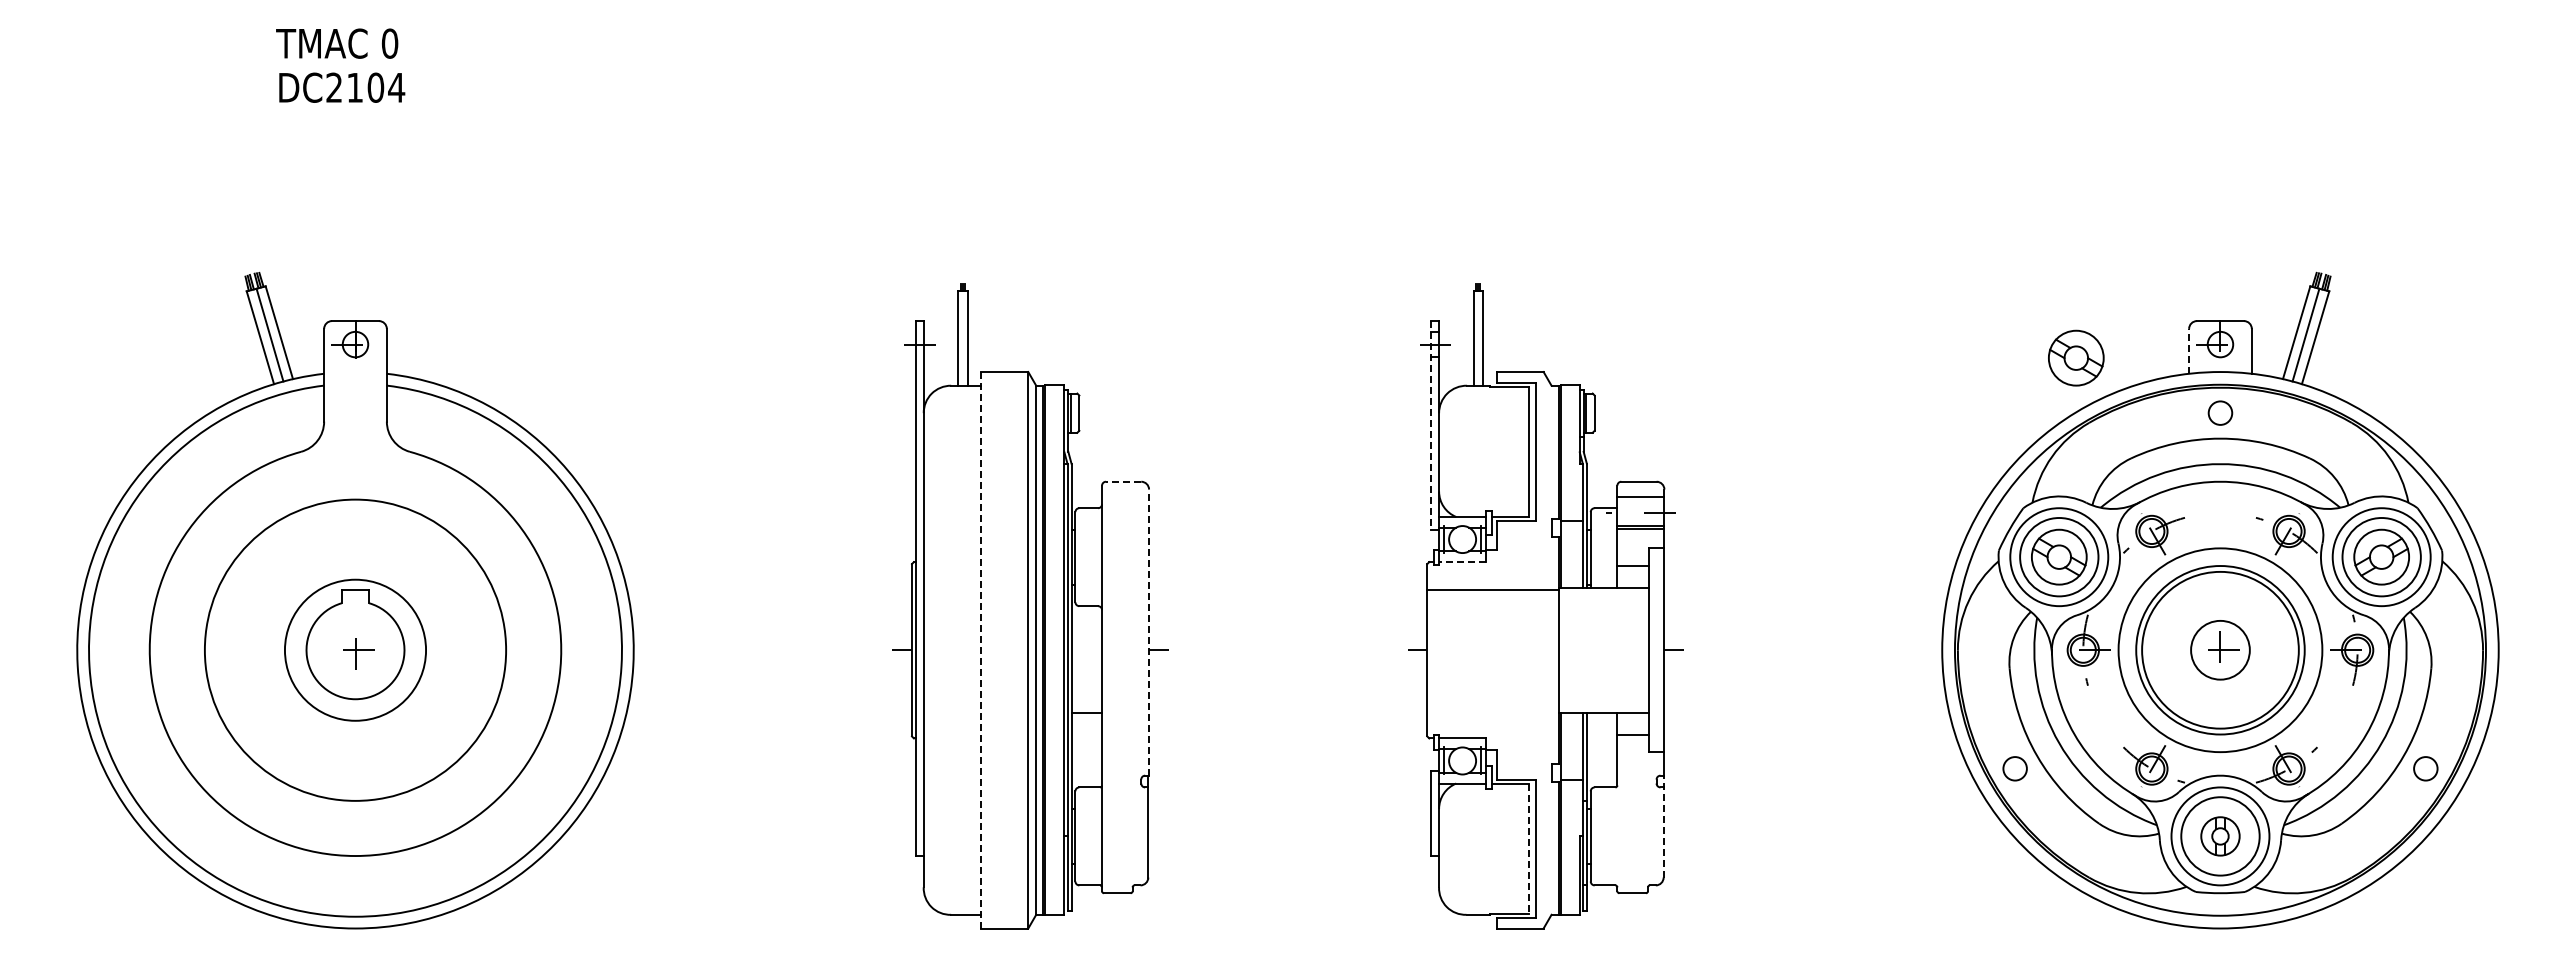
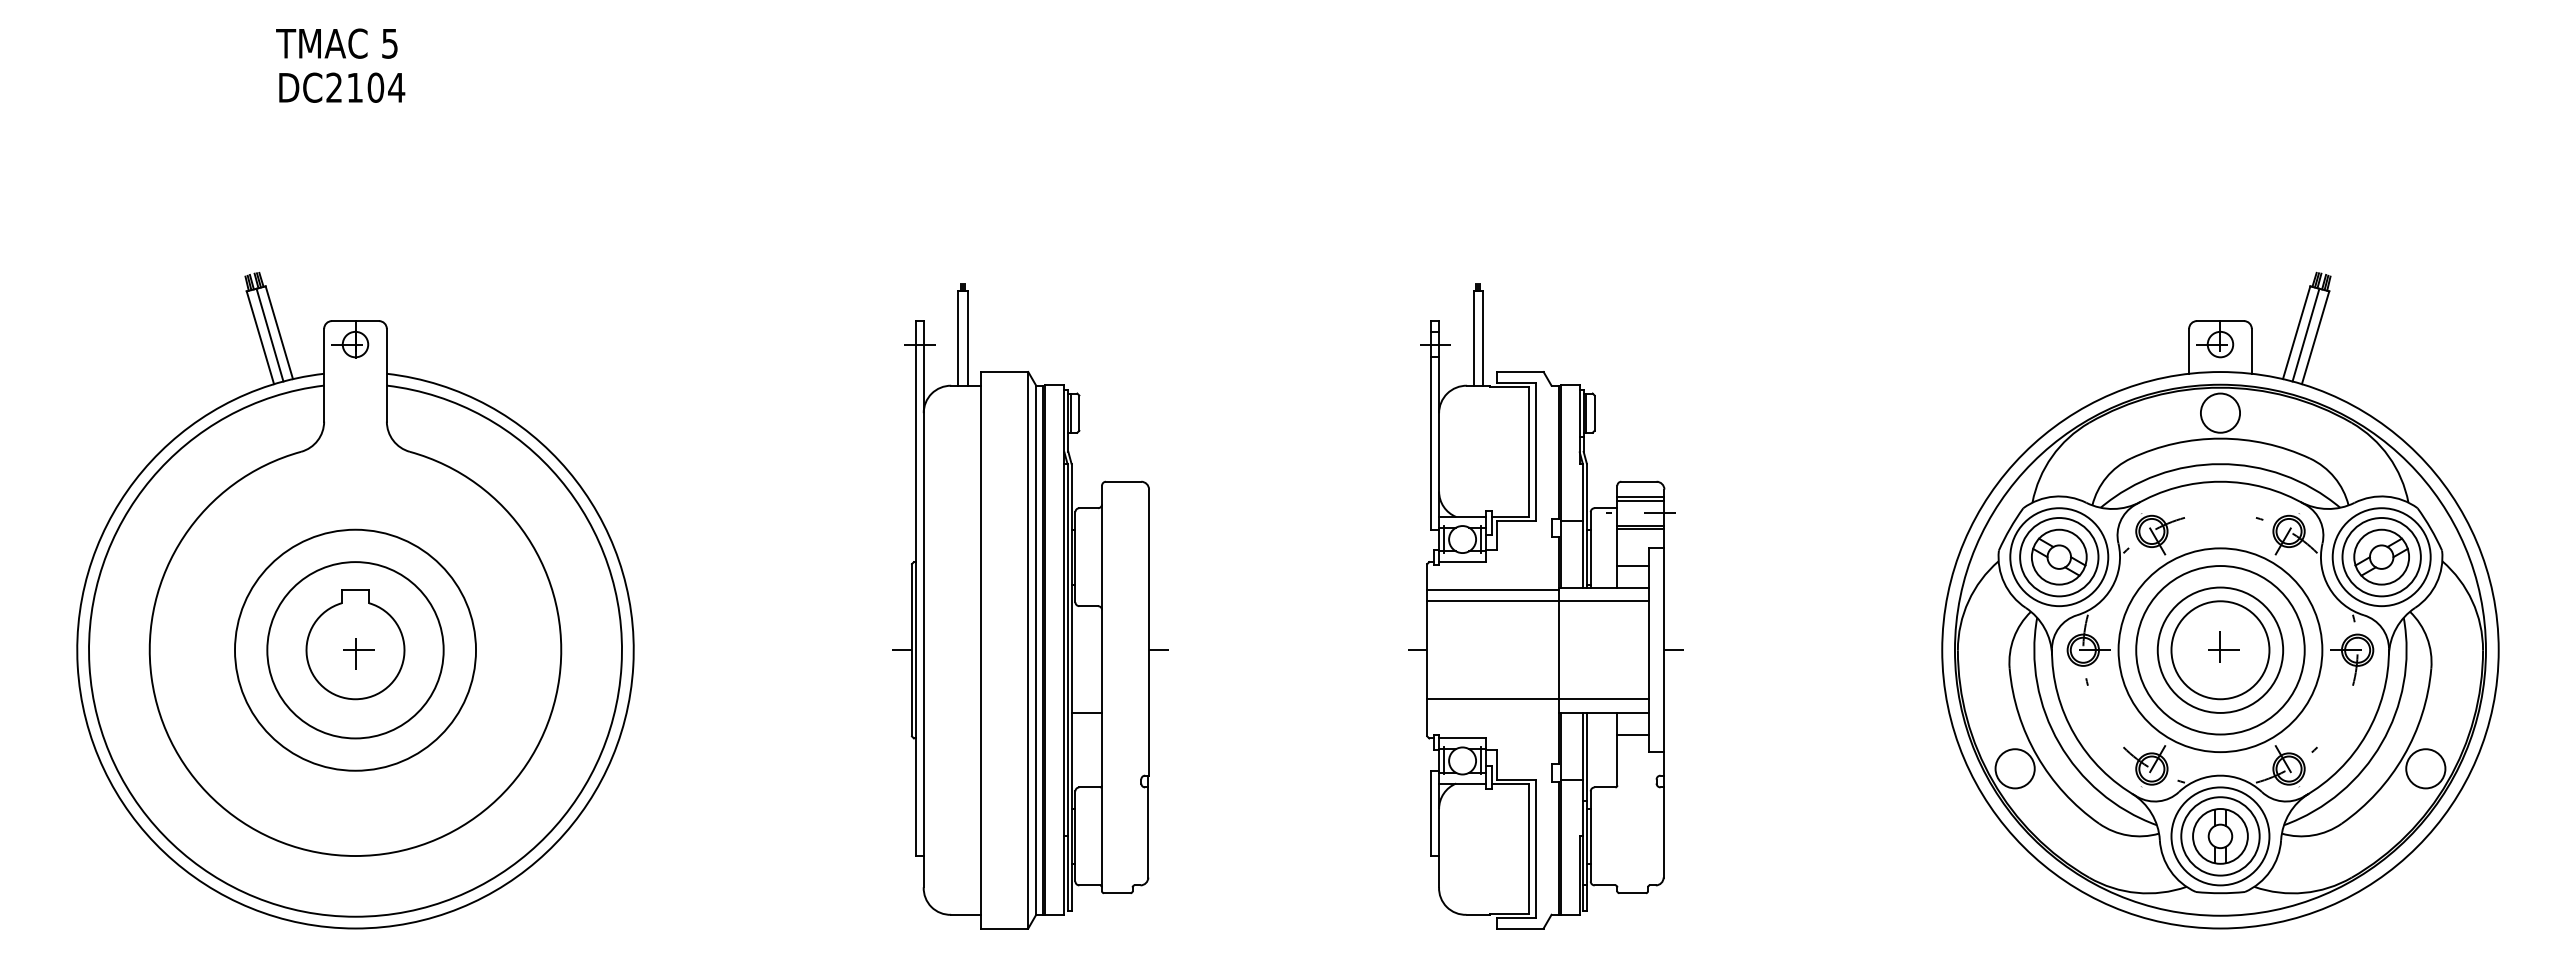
text: 0 -> 5 (389, 43)
line: dashed -> solid (2189, 350)
part: present -> none (2076, 357)
circle diameter: 24 px -> 39 px (2220, 412)
line: dashed -> solid (1431, 425)
line: dashed -> solid (1123, 481)
line: none -> present (1640, 500)
line: dashed -> solid (1462, 562)
line: none -> present (1537, 601)
line: dashed -> solid (1149, 632)
circle diameter: 141 px -> 176 px (355, 650)
circle diameter: 301 px -> 241 px (355, 649)
line: dashed -> solid (981, 649)
circle diameter: 157 px -> 125 px (2220, 649)
circle diameter: 59 px -> 98 px (2220, 650)
line: none -> present (1537, 699)
circle diameter: 24 px -> 39 px (2014, 768)
circle diameter: 24 px -> 39 px (2425, 768)
line: dashed -> solid (1663, 826)
part size: 41x41 px -> 57x57 px (2220, 836)
line: dashed -> solid (1529, 849)
